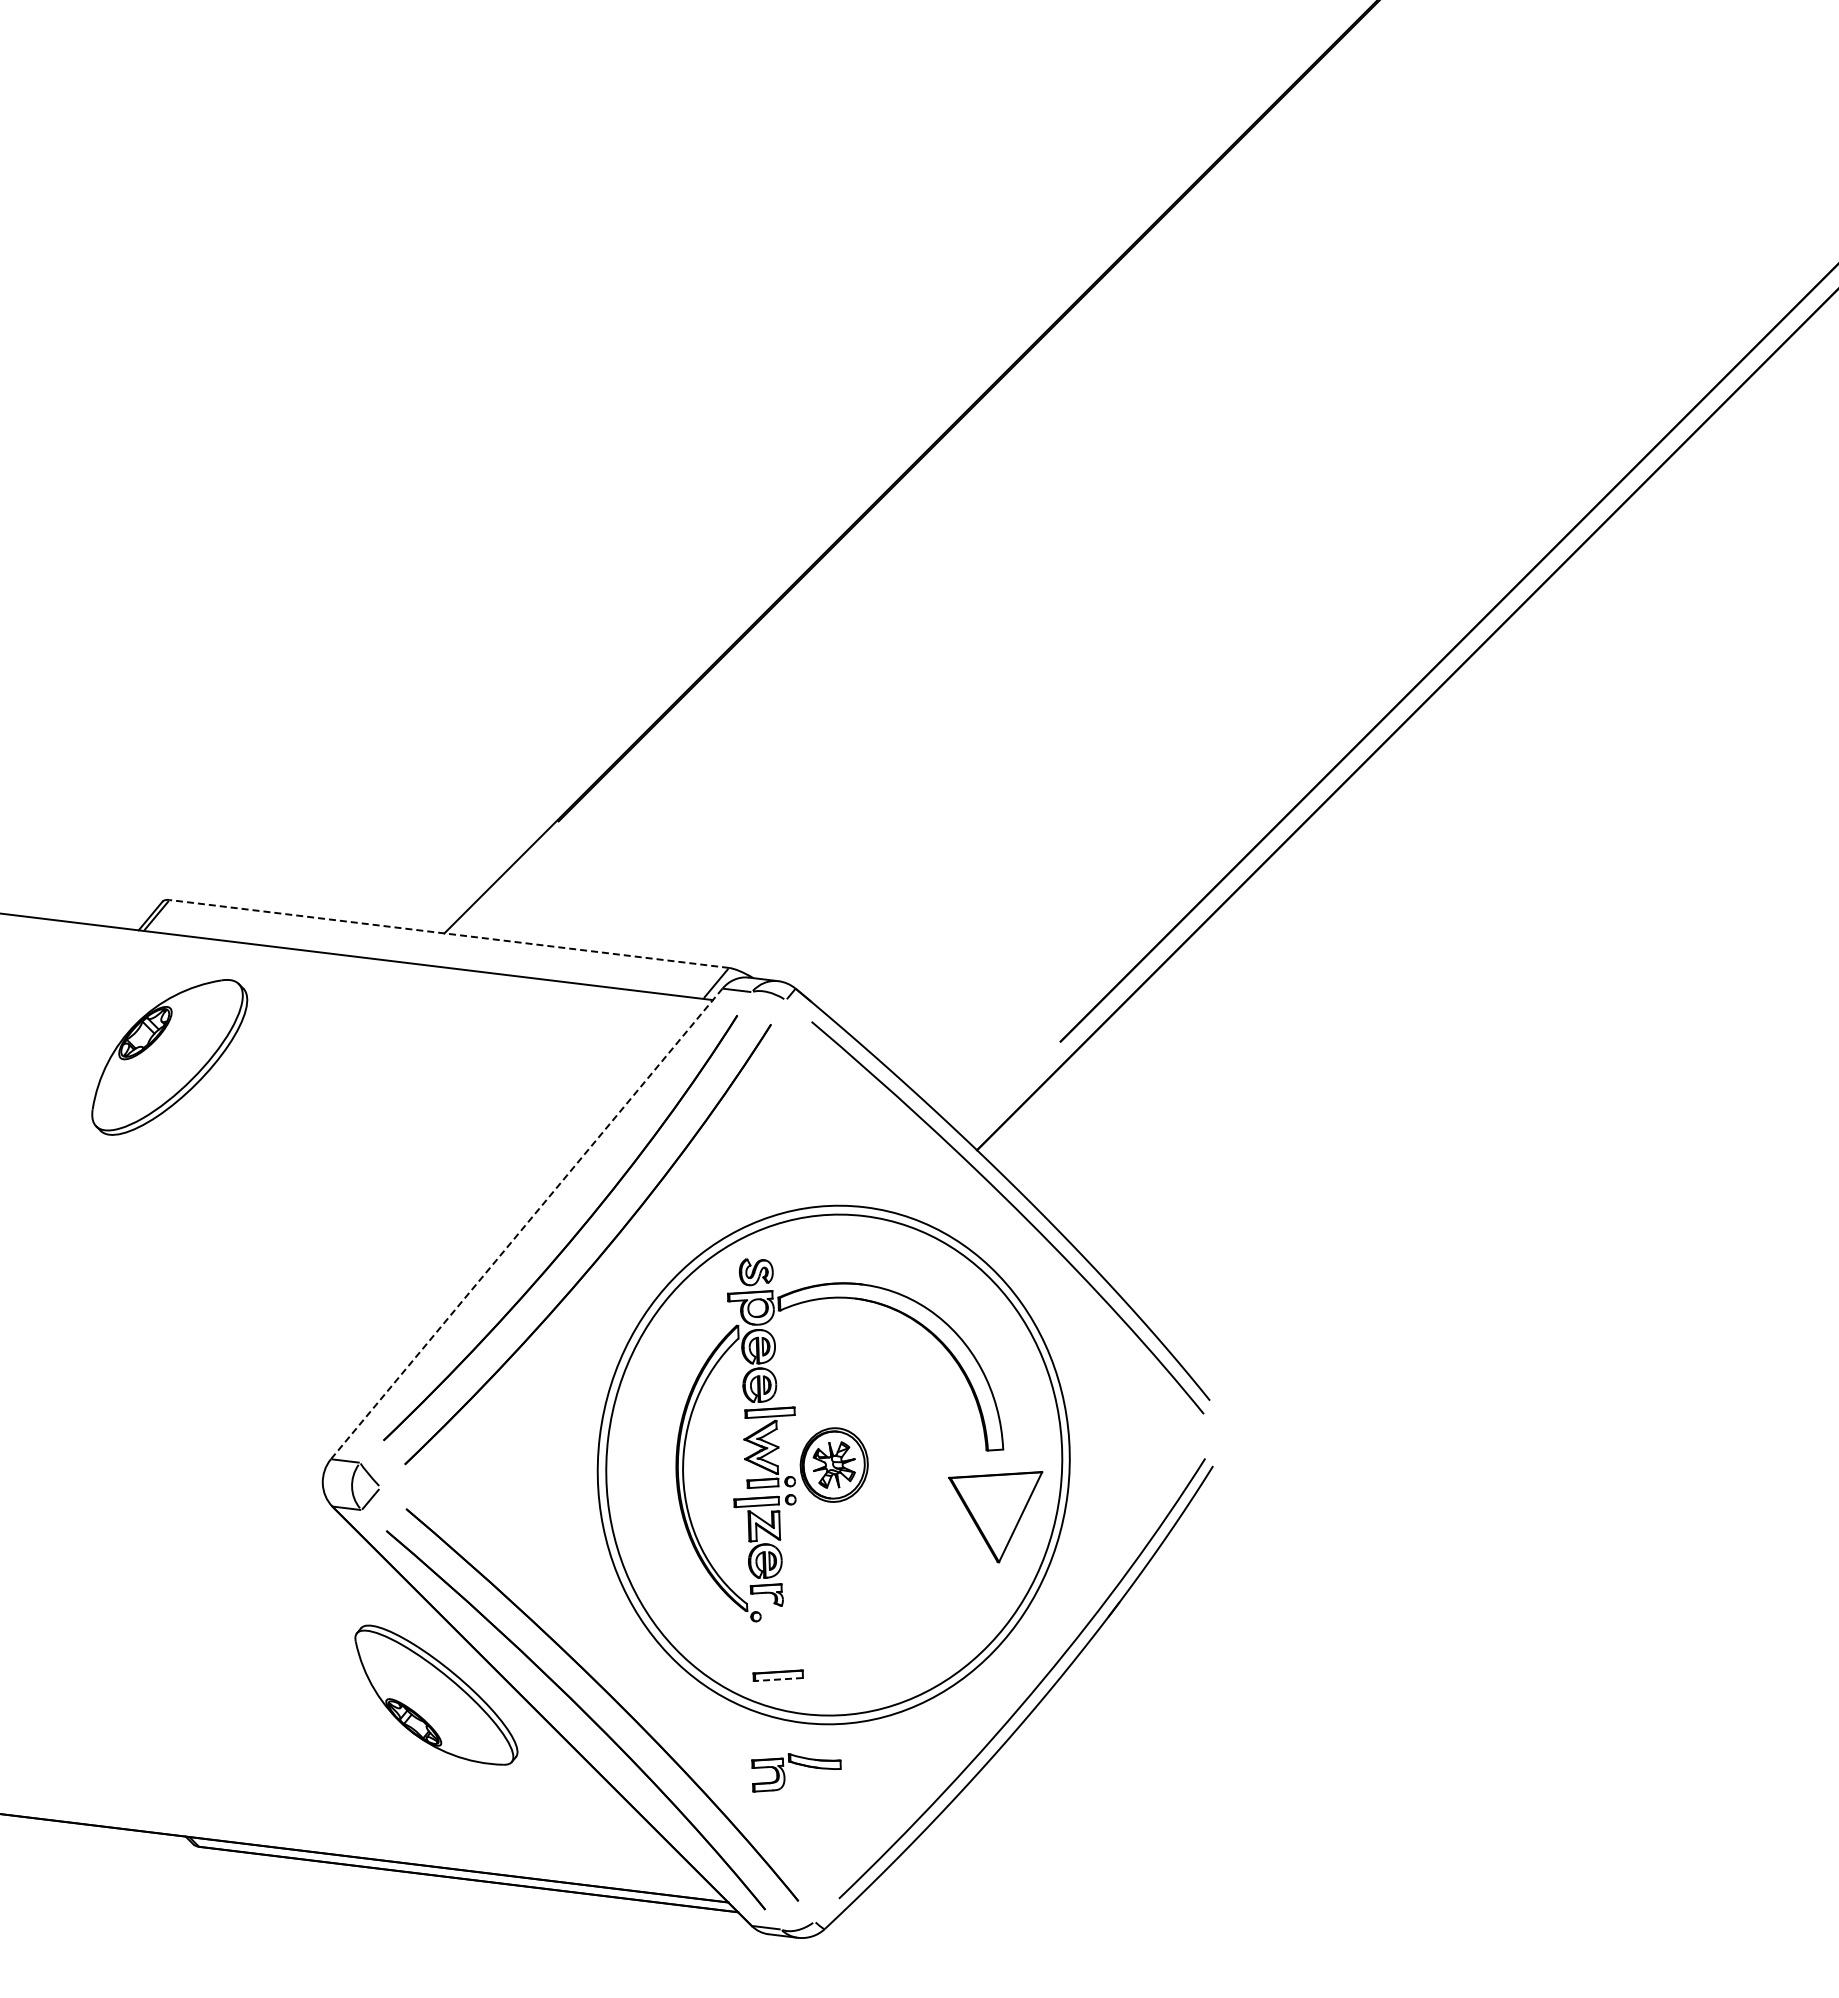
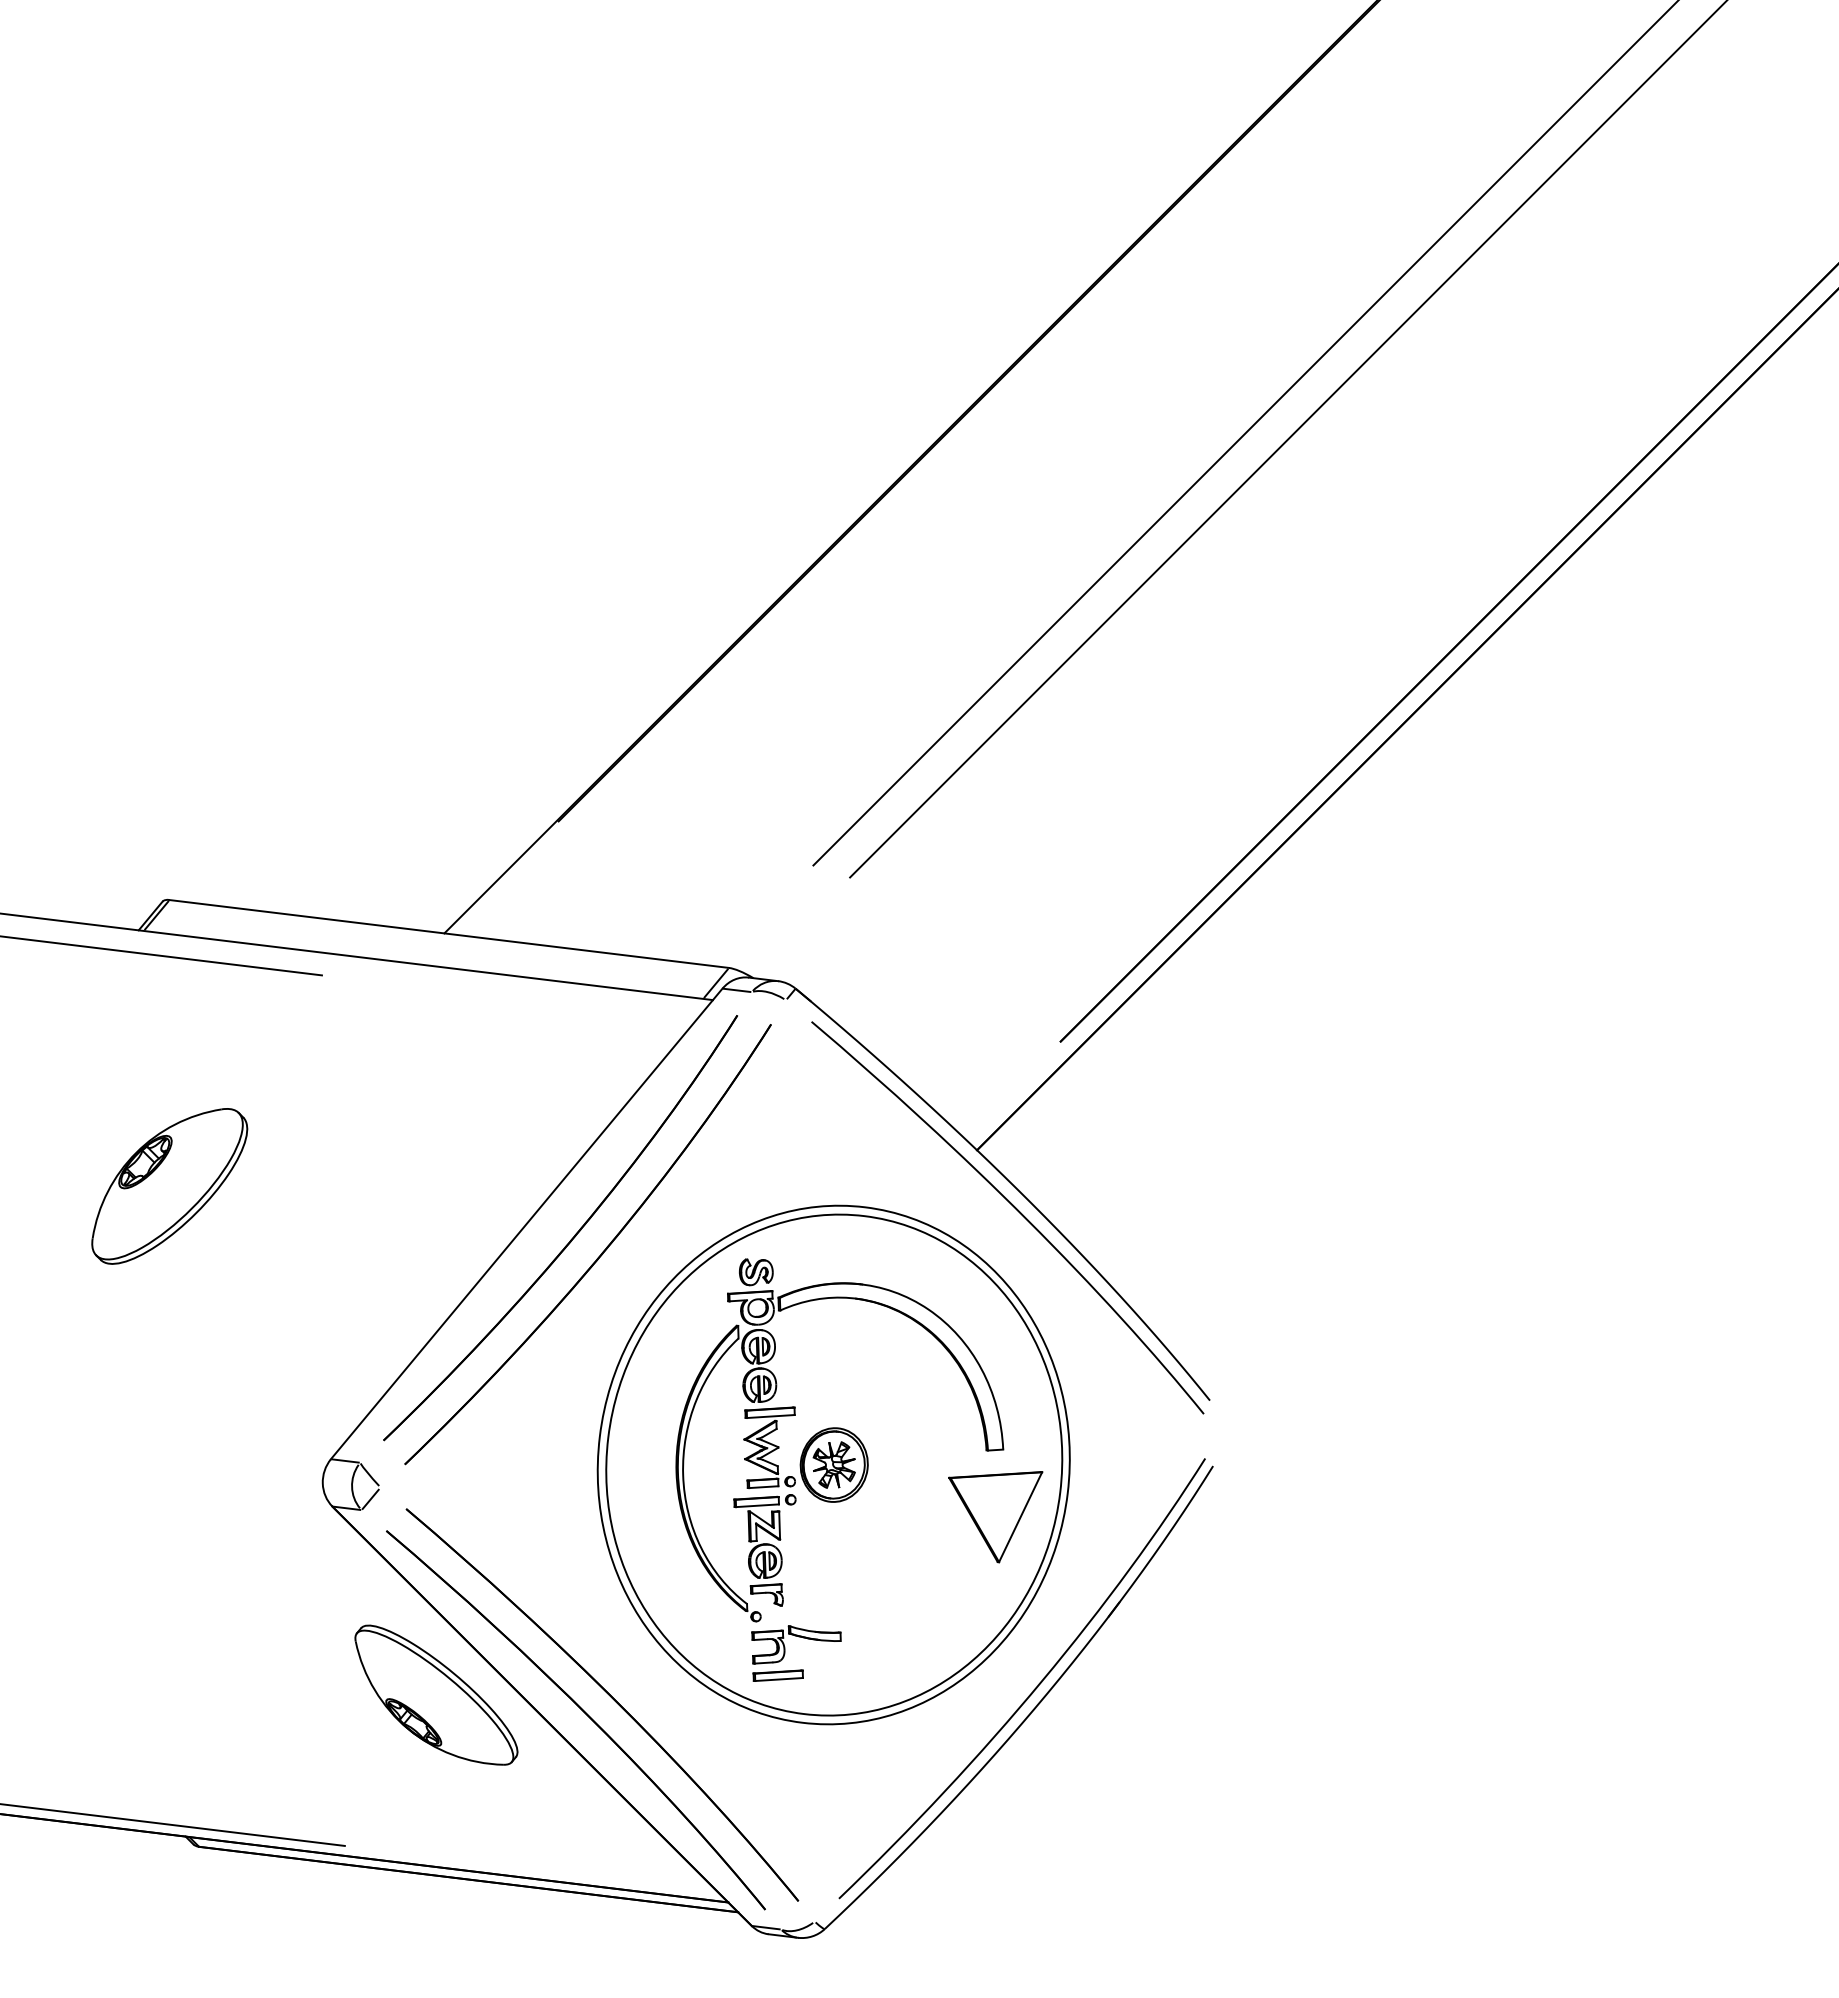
line: none -> present (1244, 433)
line: none -> present (1287, 439)
line: dashed -> solid (449, 933)
line: none -> present (161, 955)
part position: (169, 1057) -> (169, 1186) (169, 1186)
line: dashed -> solid (526, 1224)
line: dashed -> solid (779, 1679)
part position: (798, 1765) -> (798, 1637) (798, 1637)
line: none -> present (173, 1824)
